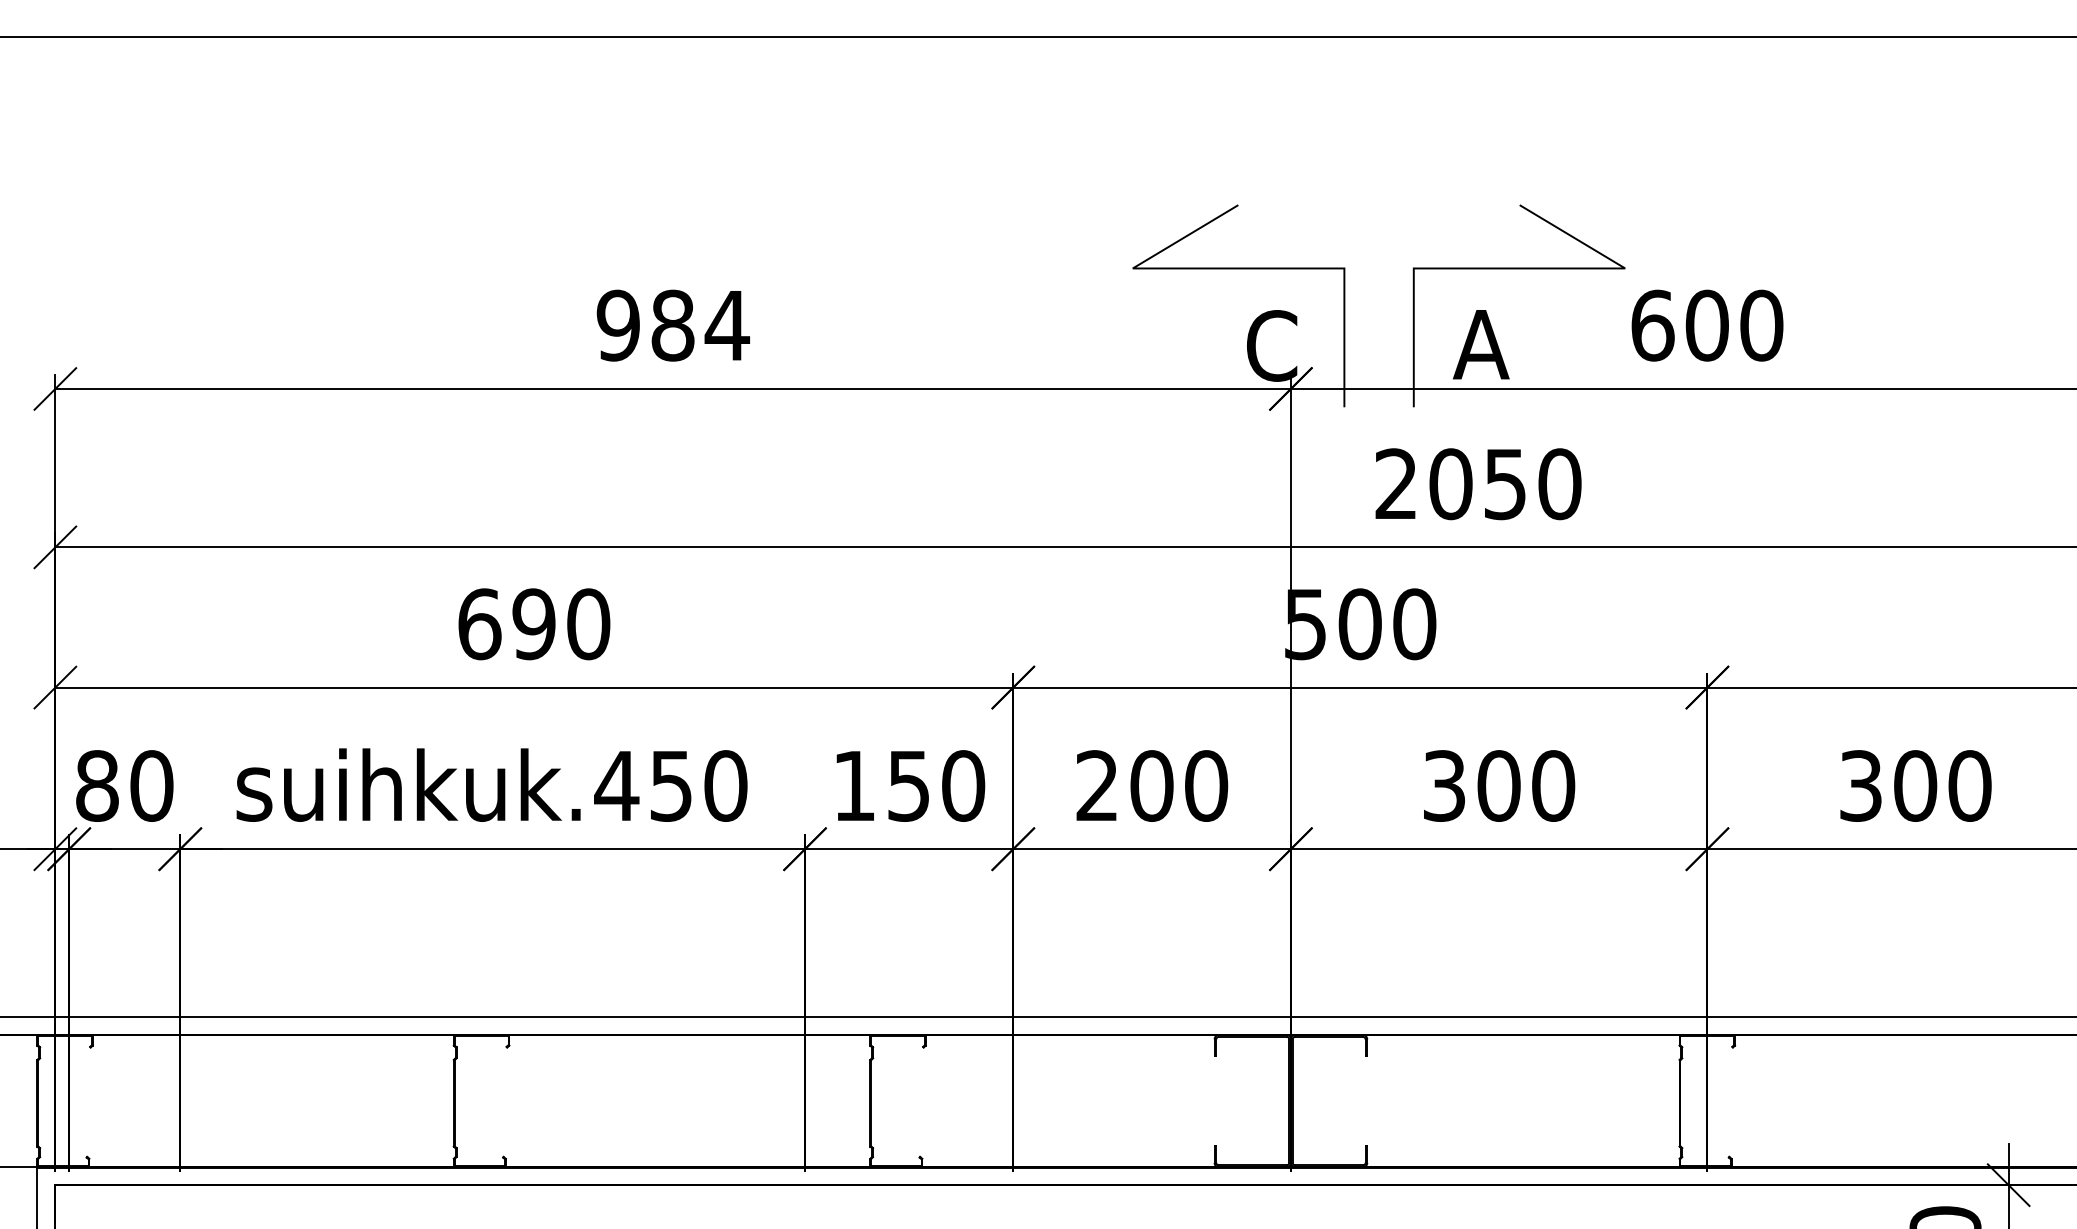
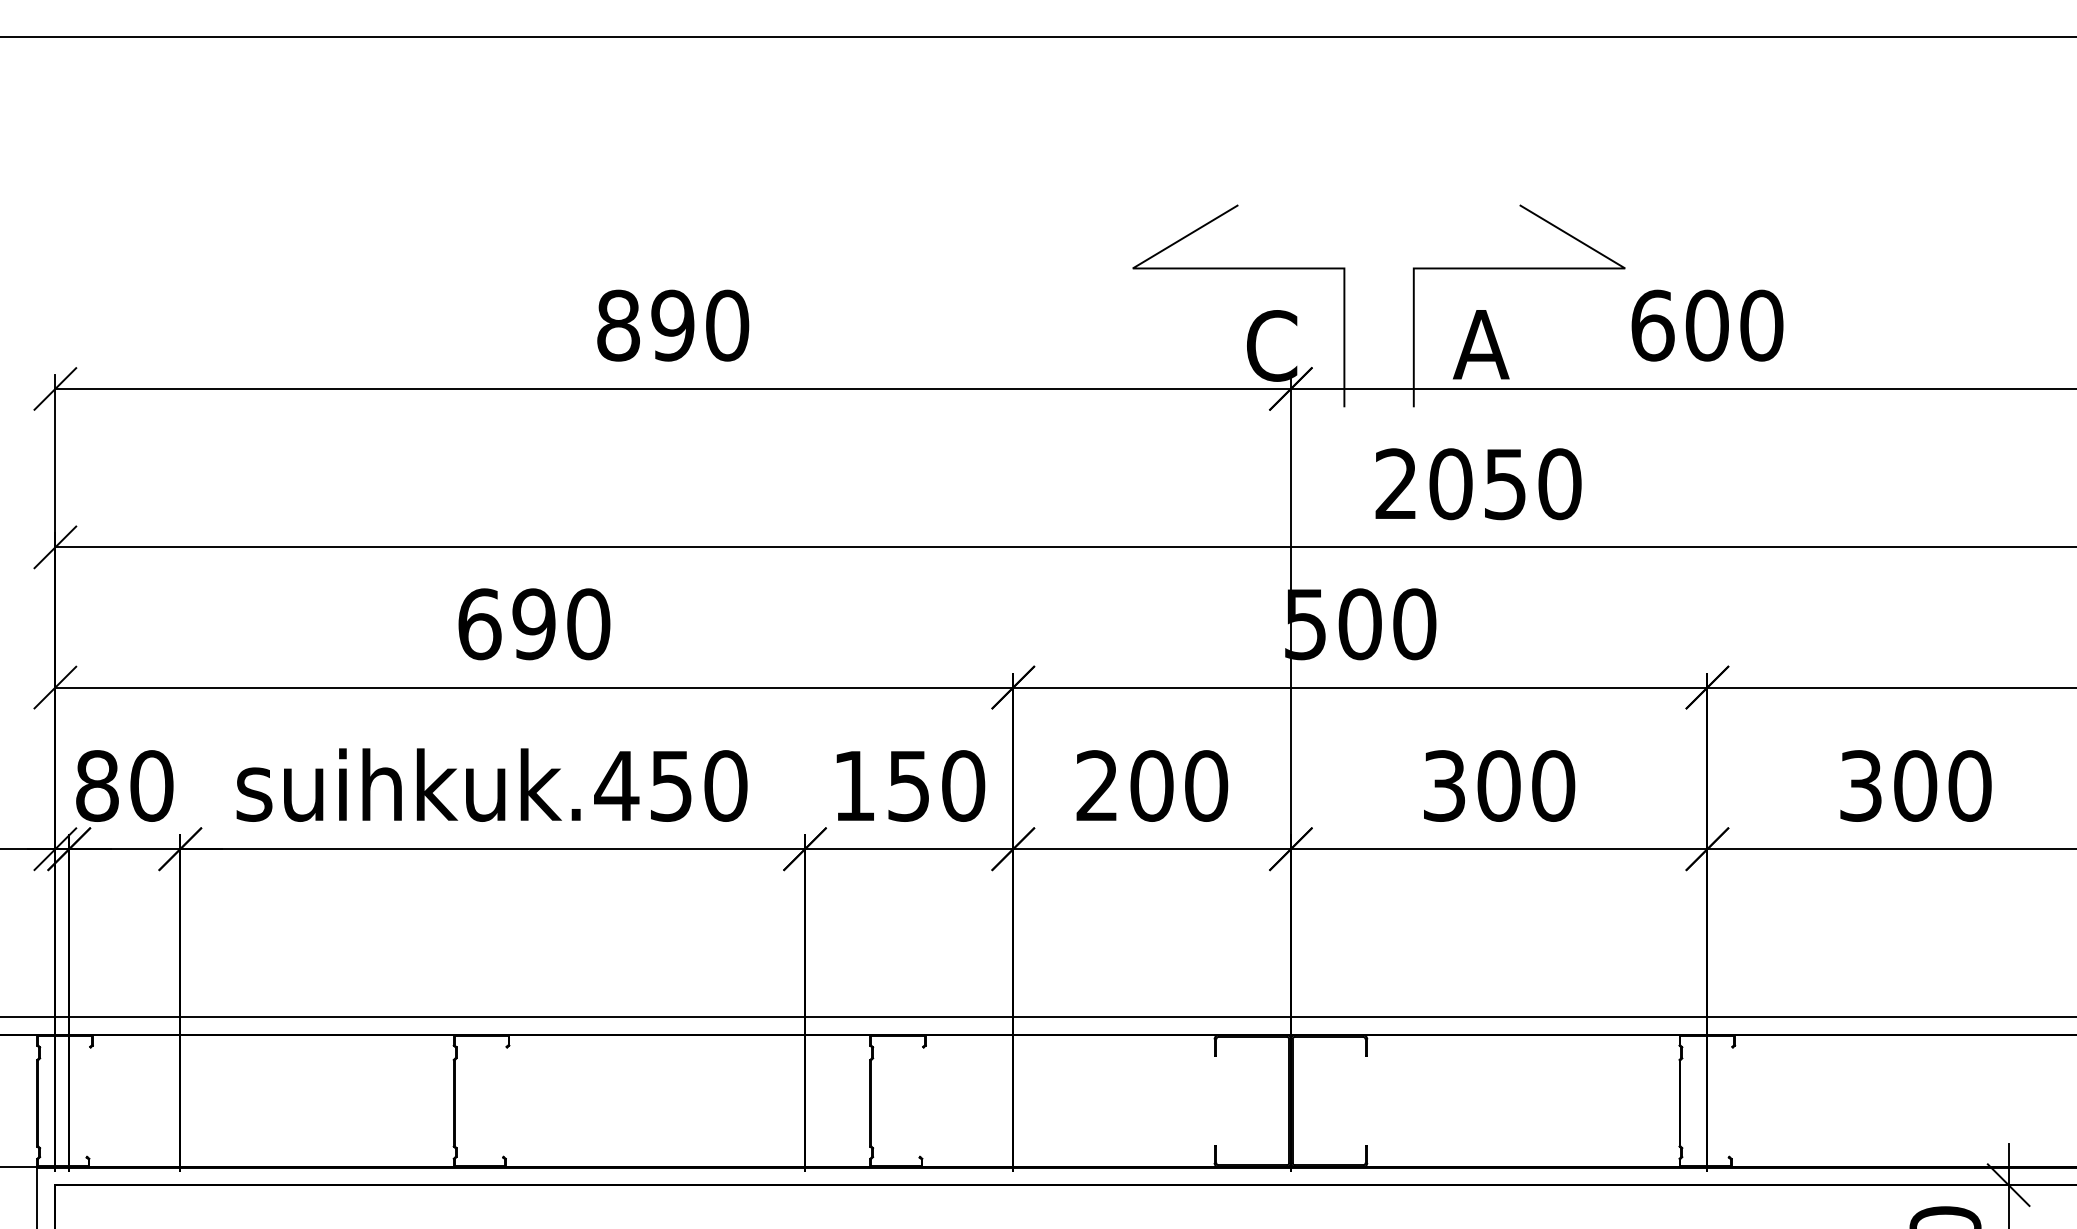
text: 984 -> 890 (673, 325)
